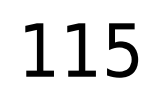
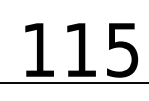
line: none -> present (73, 83)
